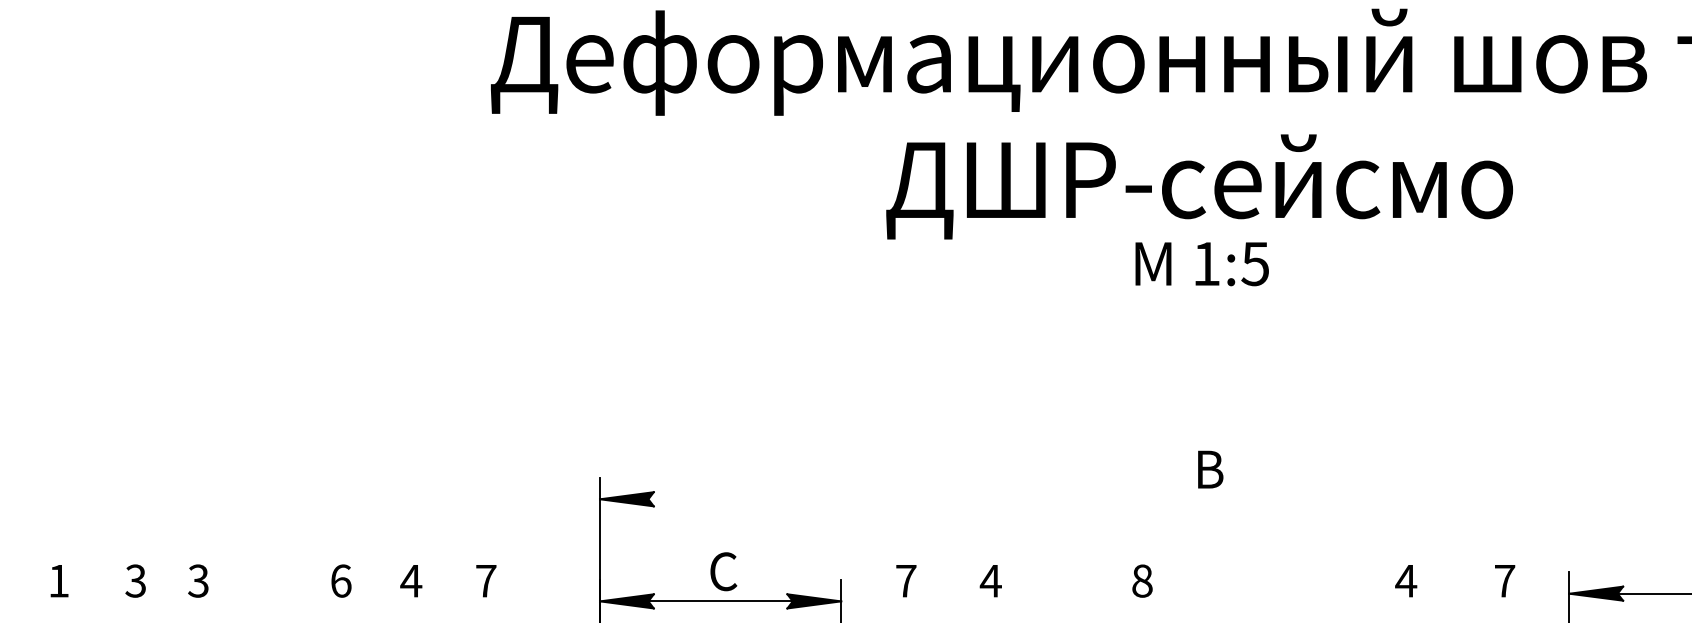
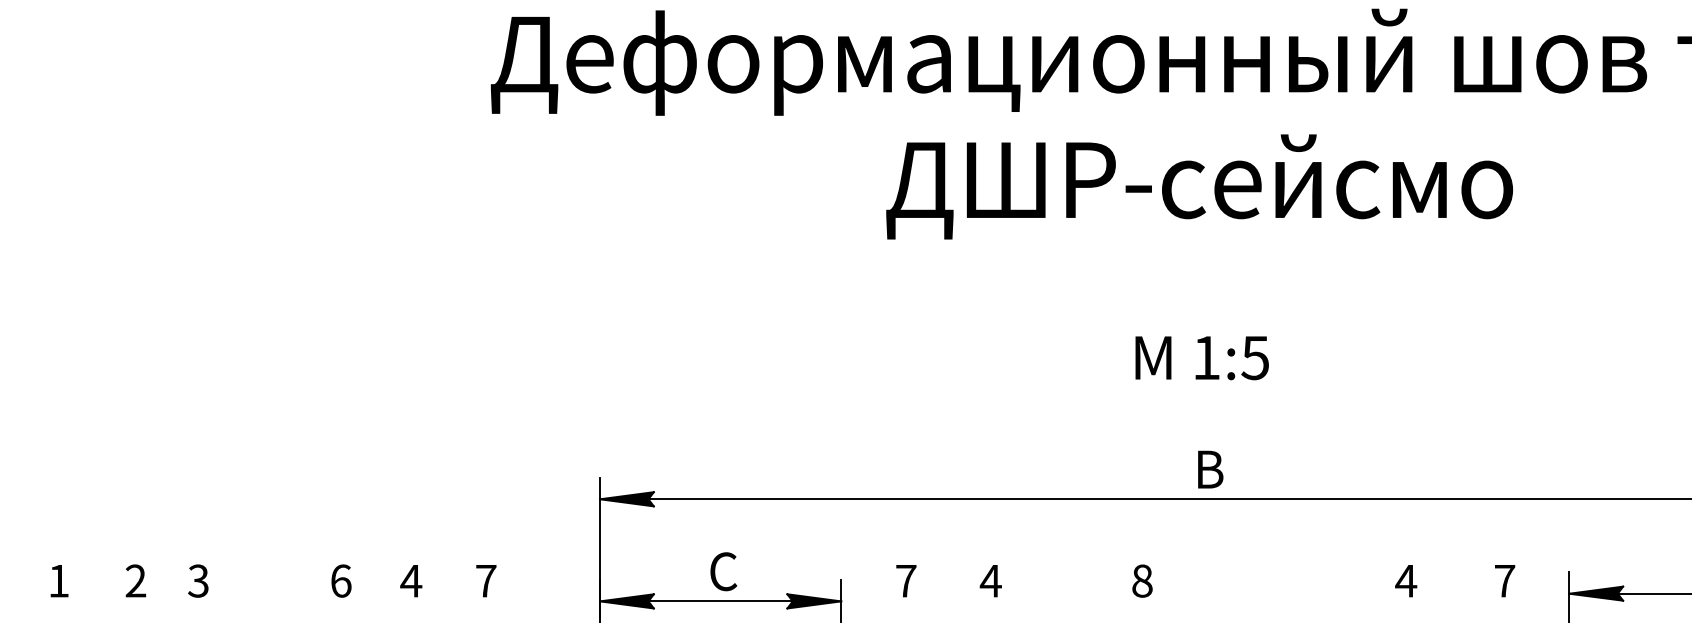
text position: (1201, 264) -> (1201, 358) (1201, 358)
line: none -> present (1149, 499)
text: 3 -> 2 (135, 581)
